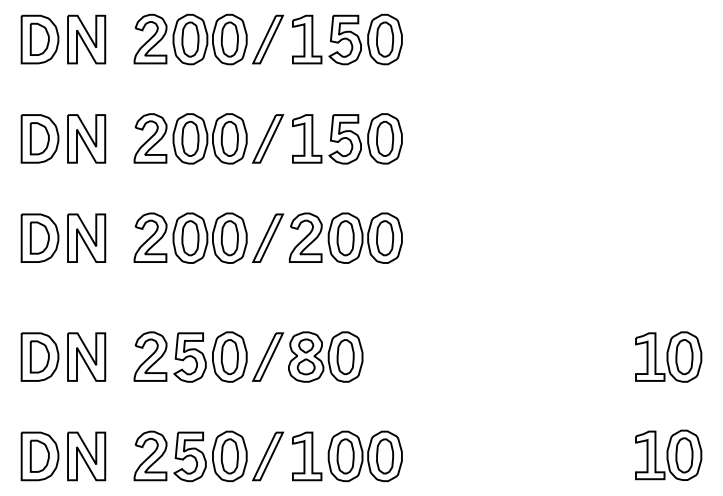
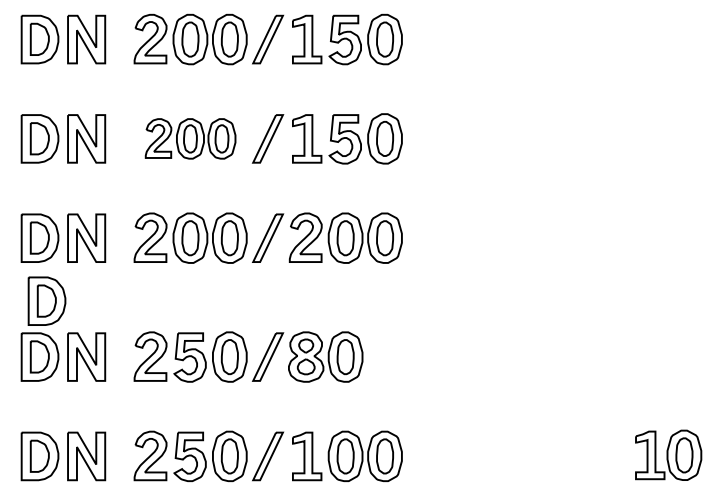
part size: 115x52 px -> 93x42 px (190, 138)
part: none -> present (46, 300)
part: present -> none (668, 356)
